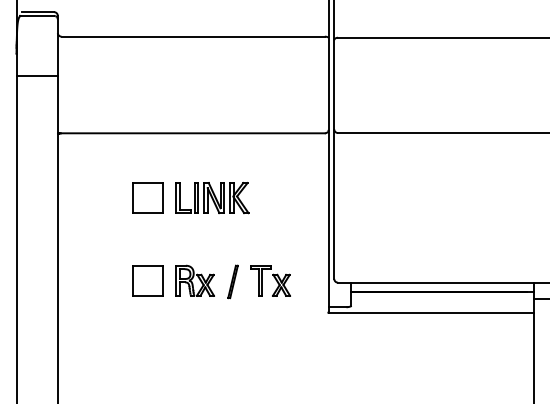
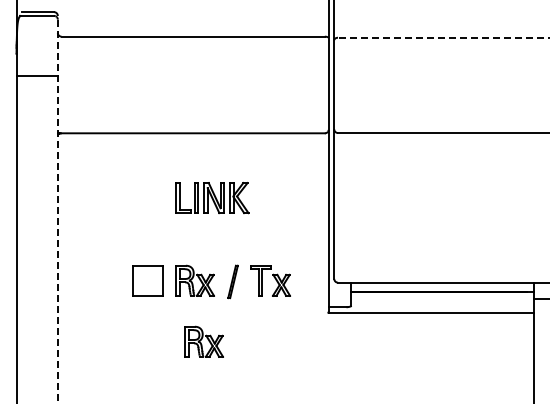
line: solid -> dashed (443, 37)
part: present -> none (147, 197)
line: solid -> dashed (57, 209)
part: none -> present (203, 341)
